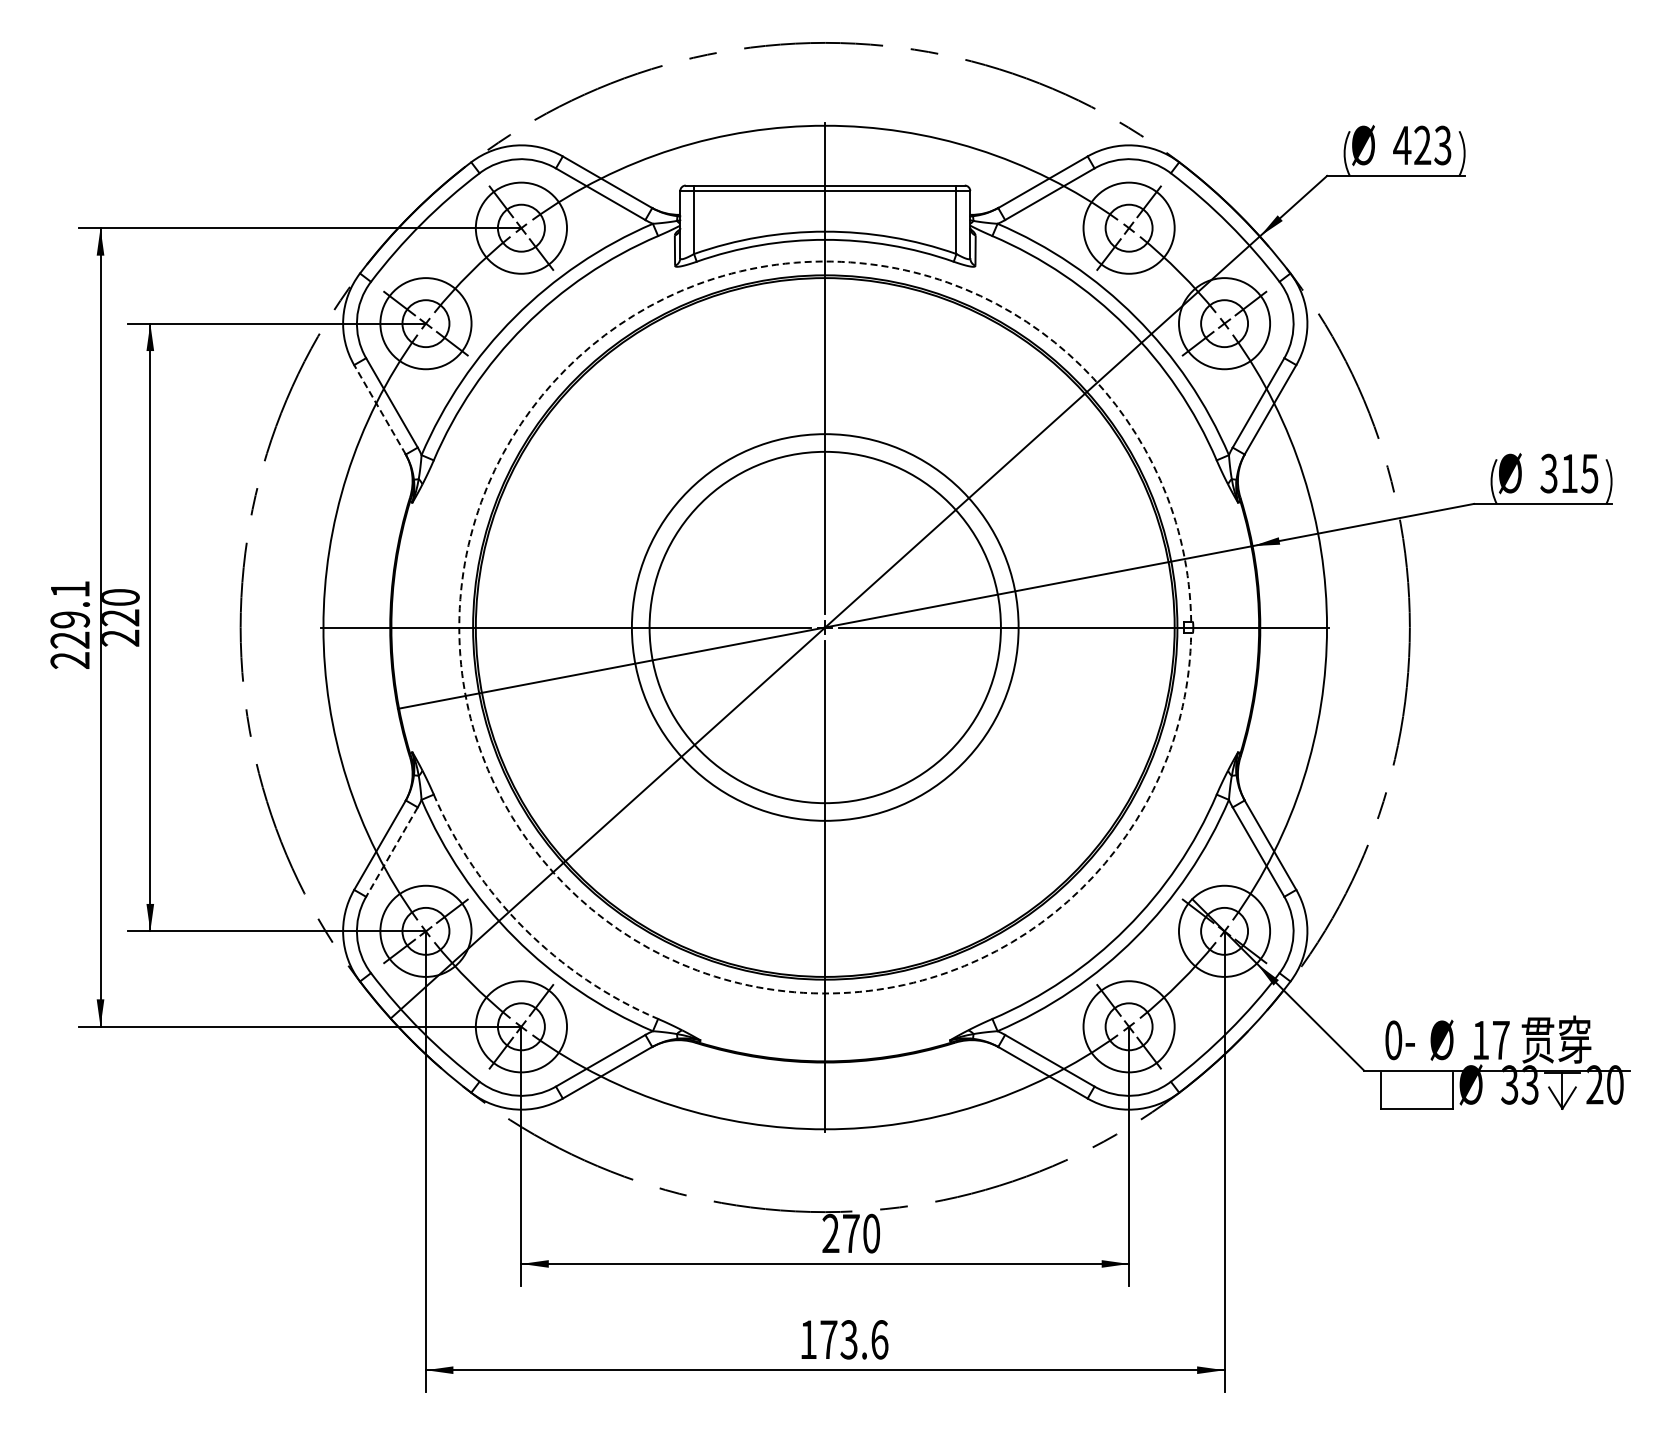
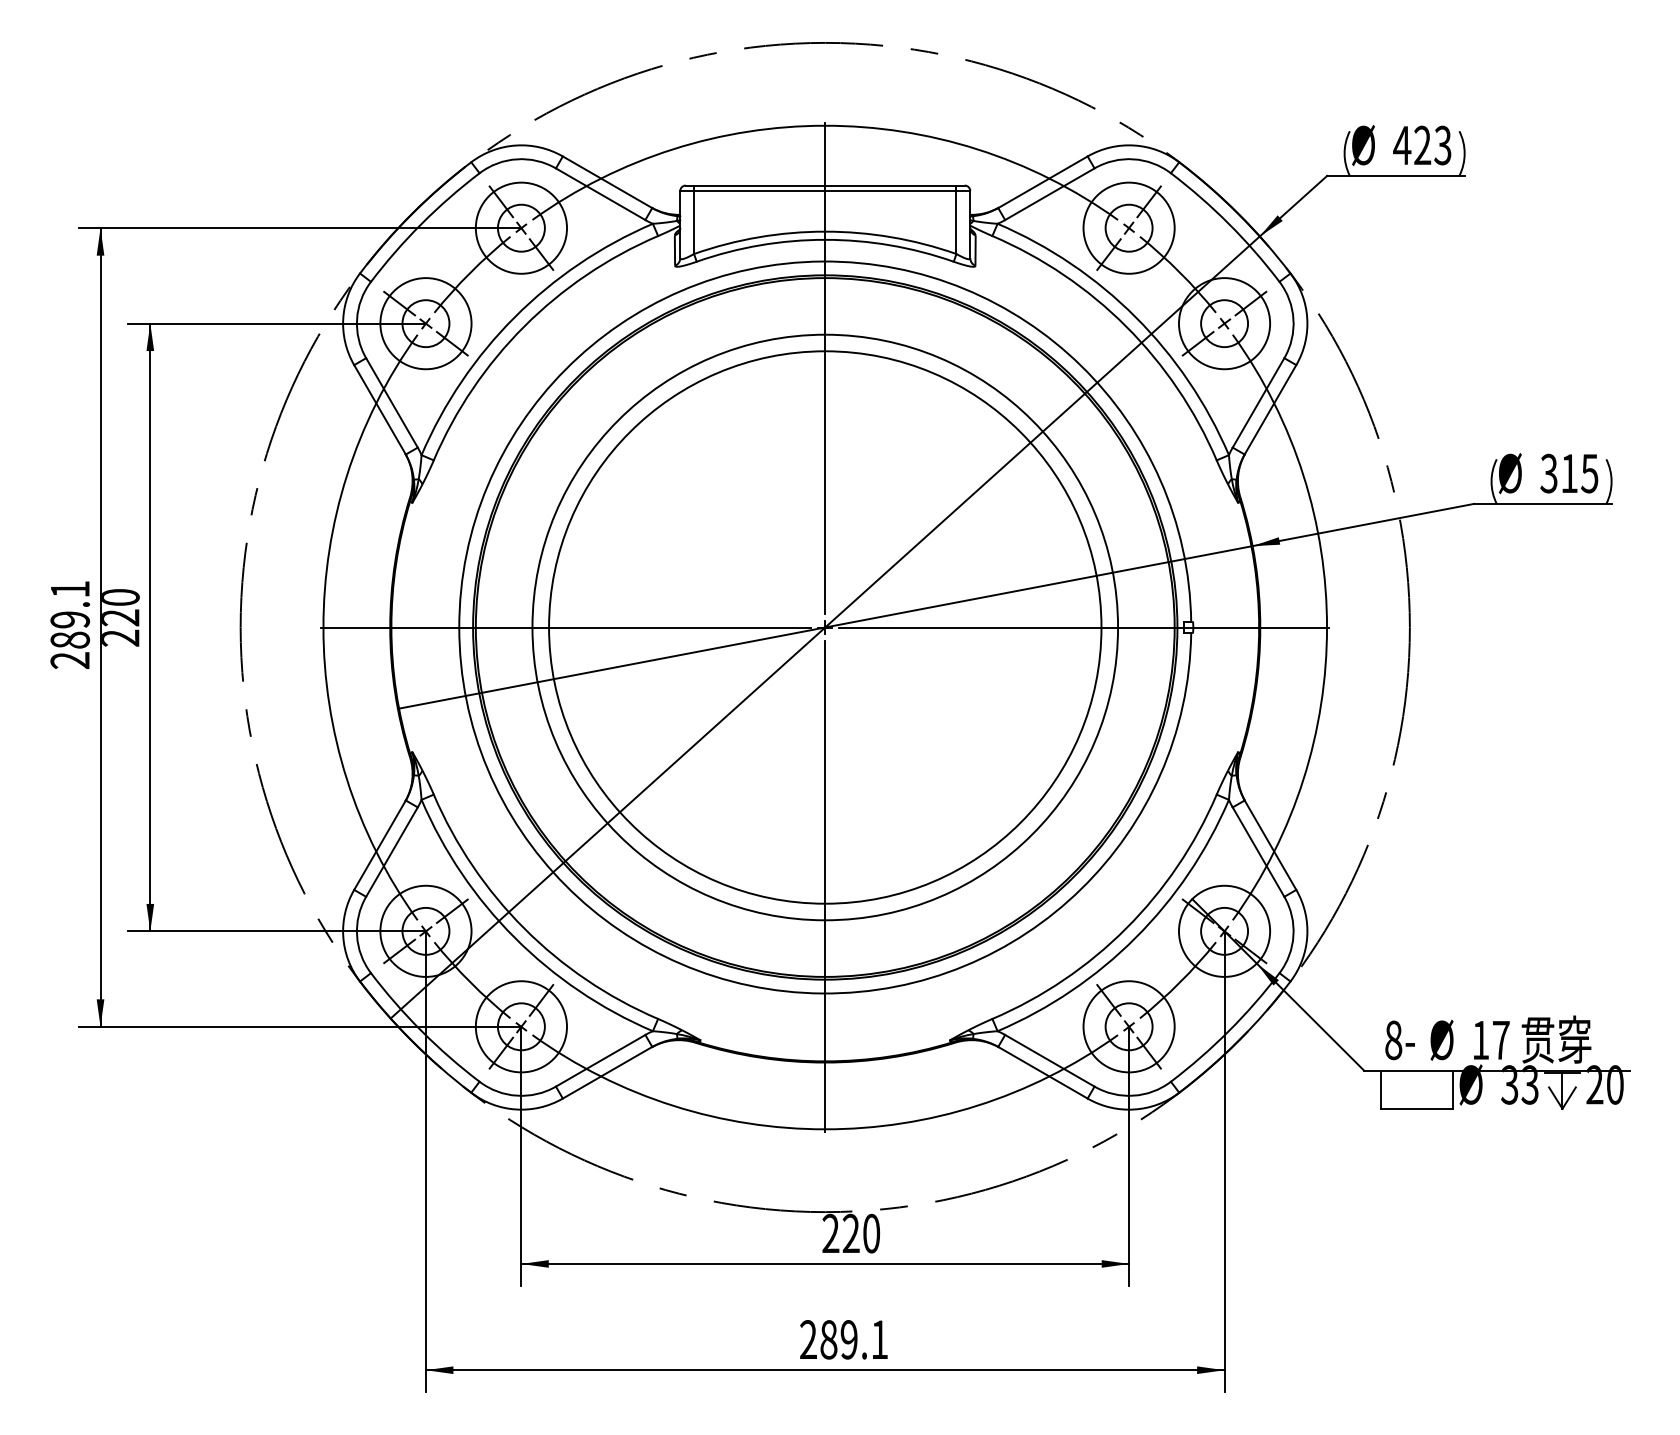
line: dashed -> solid (380, 409)
arc: dashed -> solid (459, 627)
circle diameter: 351 px -> 586 px (825, 627)
circle diameter: 387 px -> 552 px (825, 627)
text: 229.1 -> 289.1 (70, 639)
line: dashed -> solid (391, 852)
arc: dashed -> solid (524, 928)
text: 0- -> 8- (1393, 1039)
text: 270 -> 220 (850, 1232)
text: 173.6 -> 289.1 (844, 1339)
